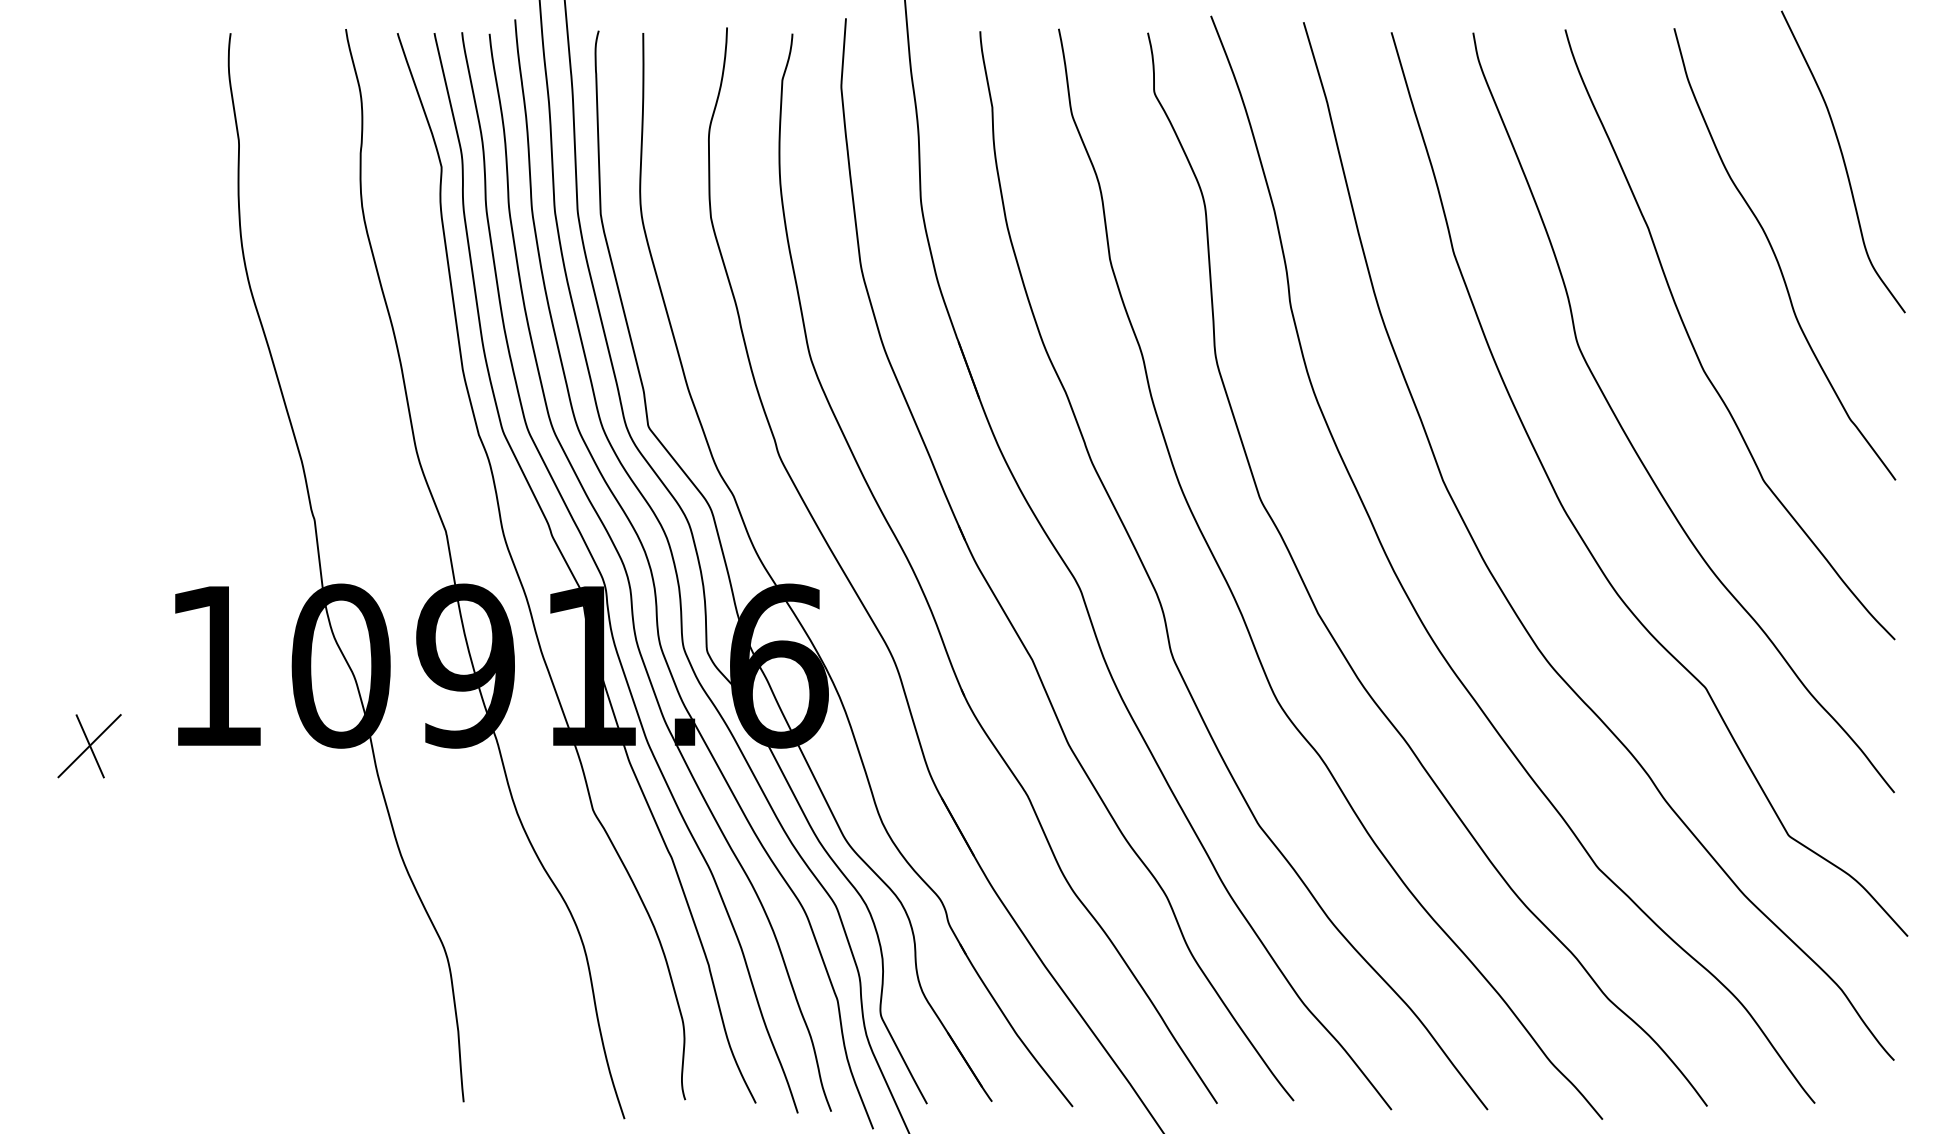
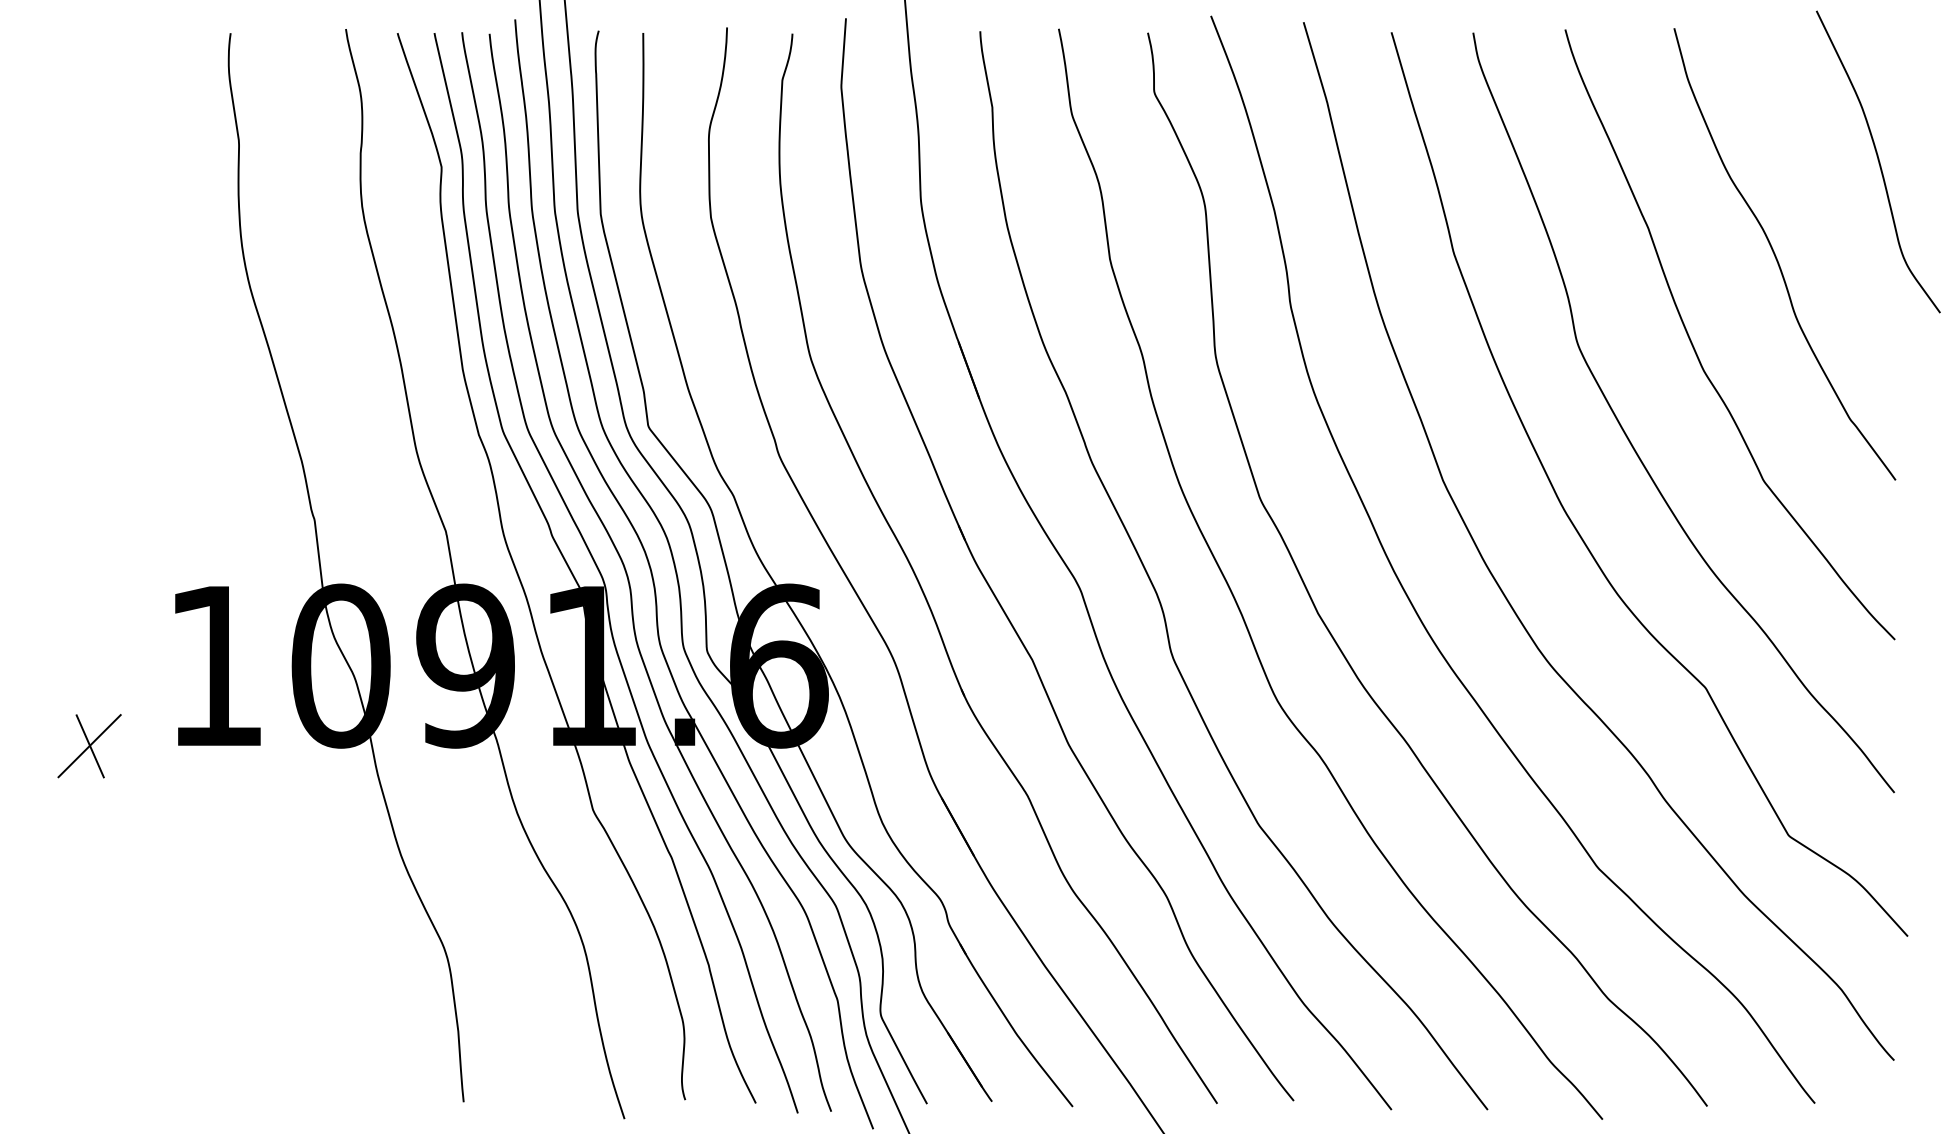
curve position: (1843, 161) -> (1878, 161) (1878, 161)
